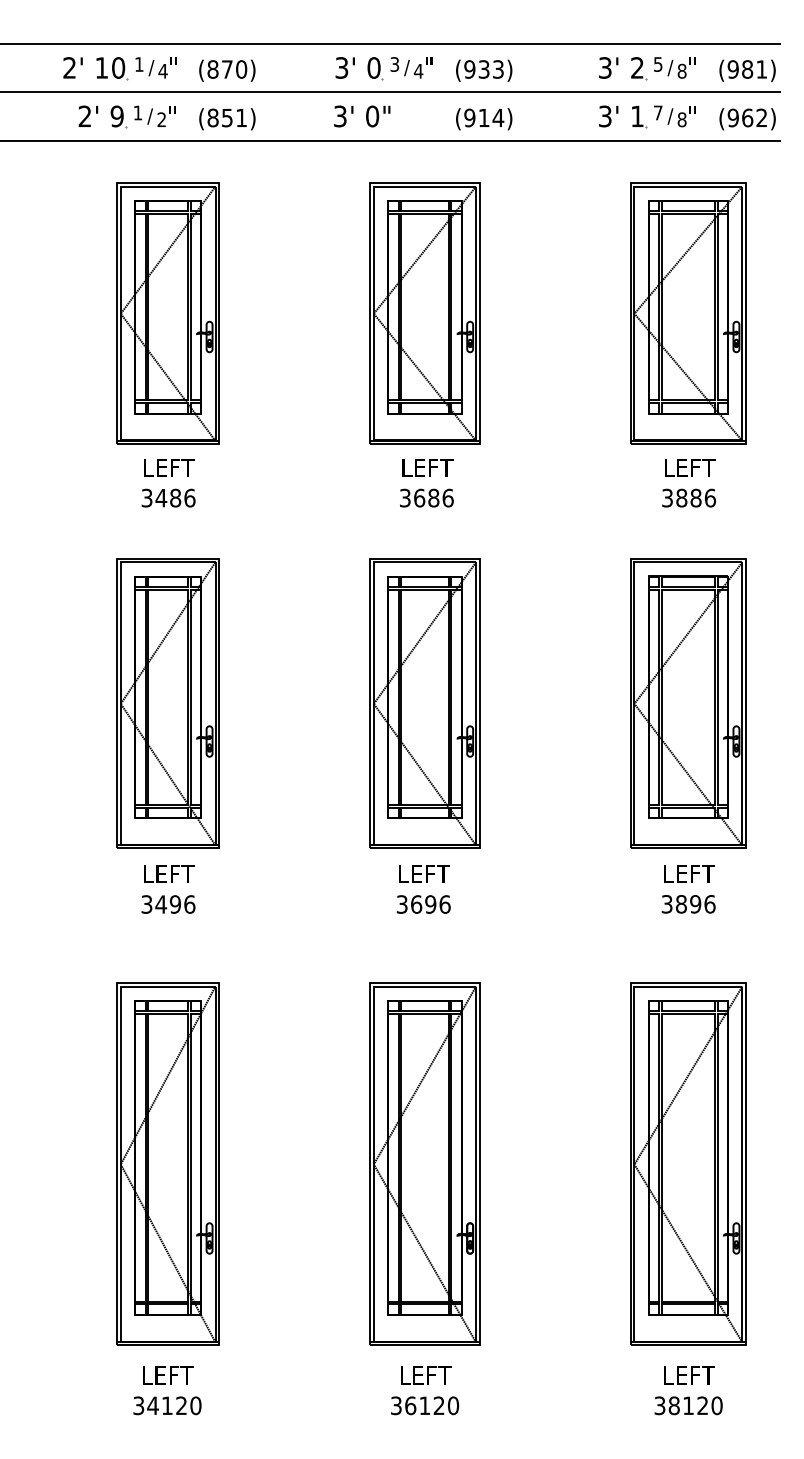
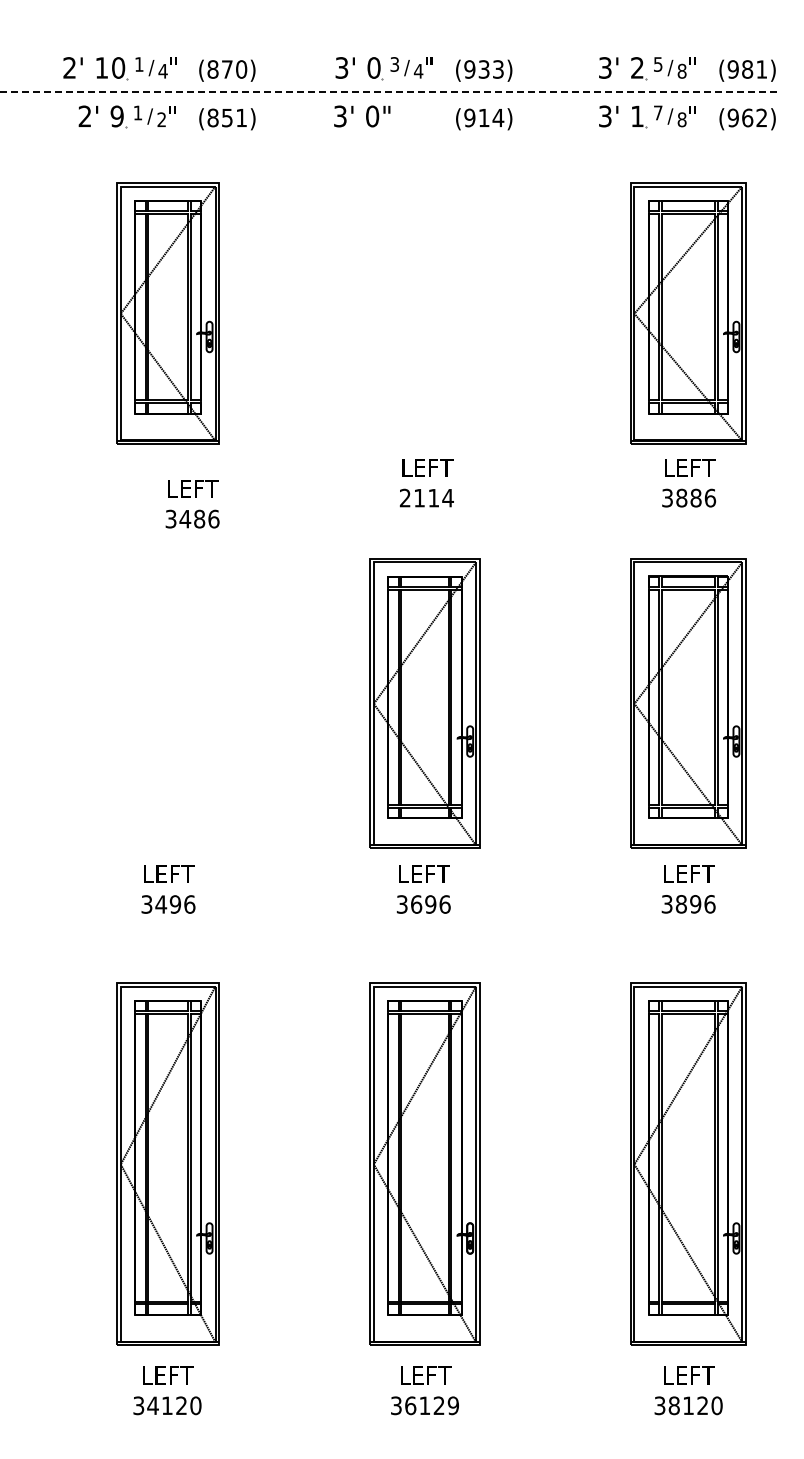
line: present -> none (390, 43)
line: solid -> dashed (390, 92)
line: present -> none (390, 140)
part: present -> none (424, 313)
text position: (168, 483) -> (192, 504) (192, 504)
text: 3686 -> 2114 (426, 497)
part: present -> none (167, 703)
text: 36120 -> 36129 (453, 1405)
